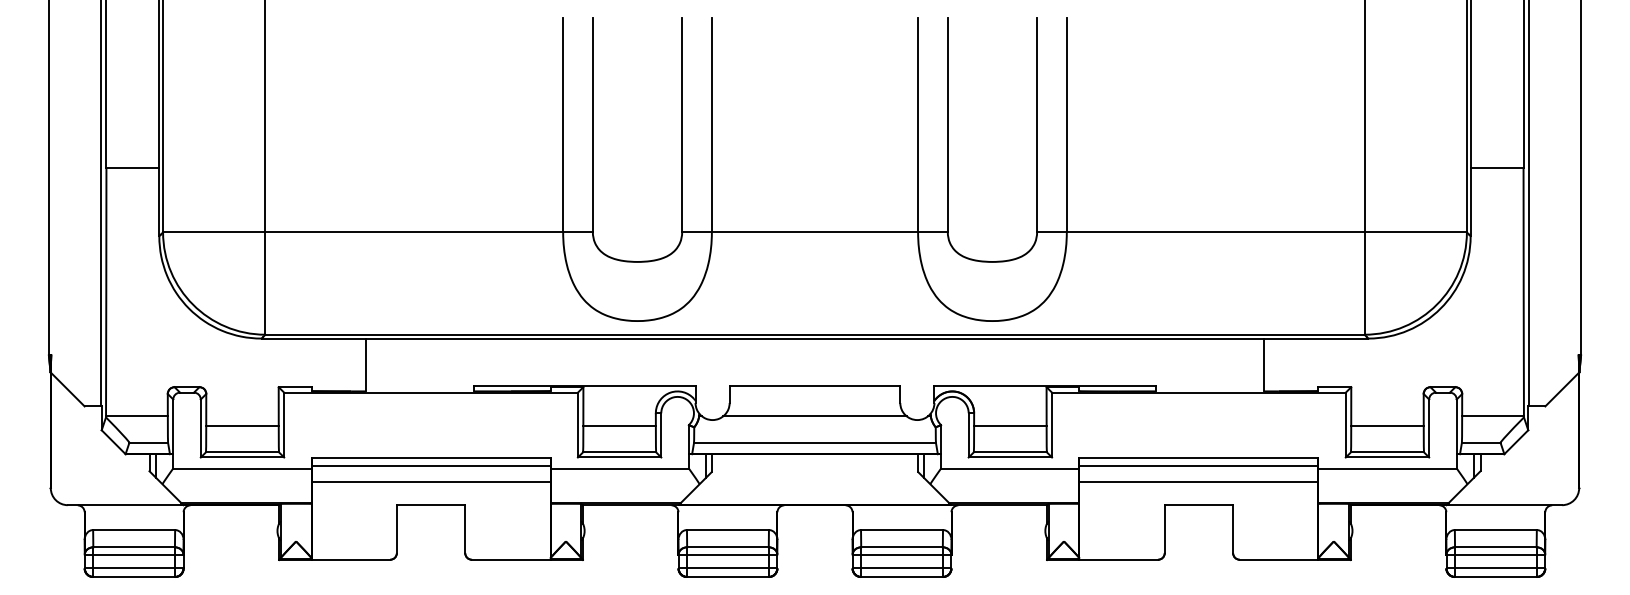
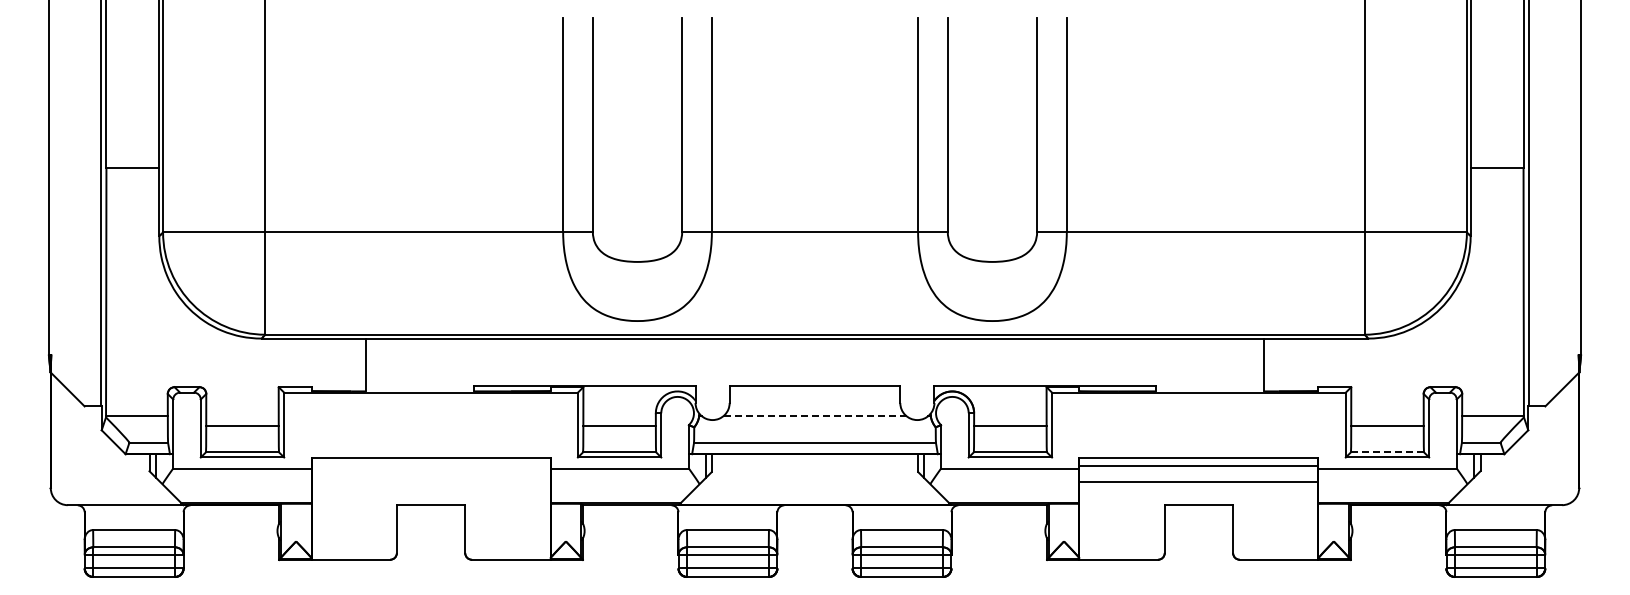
line: solid -> dashed (814, 416)
line: solid -> dashed (1387, 452)
line: present -> none (430, 466)
line: present -> none (430, 481)
